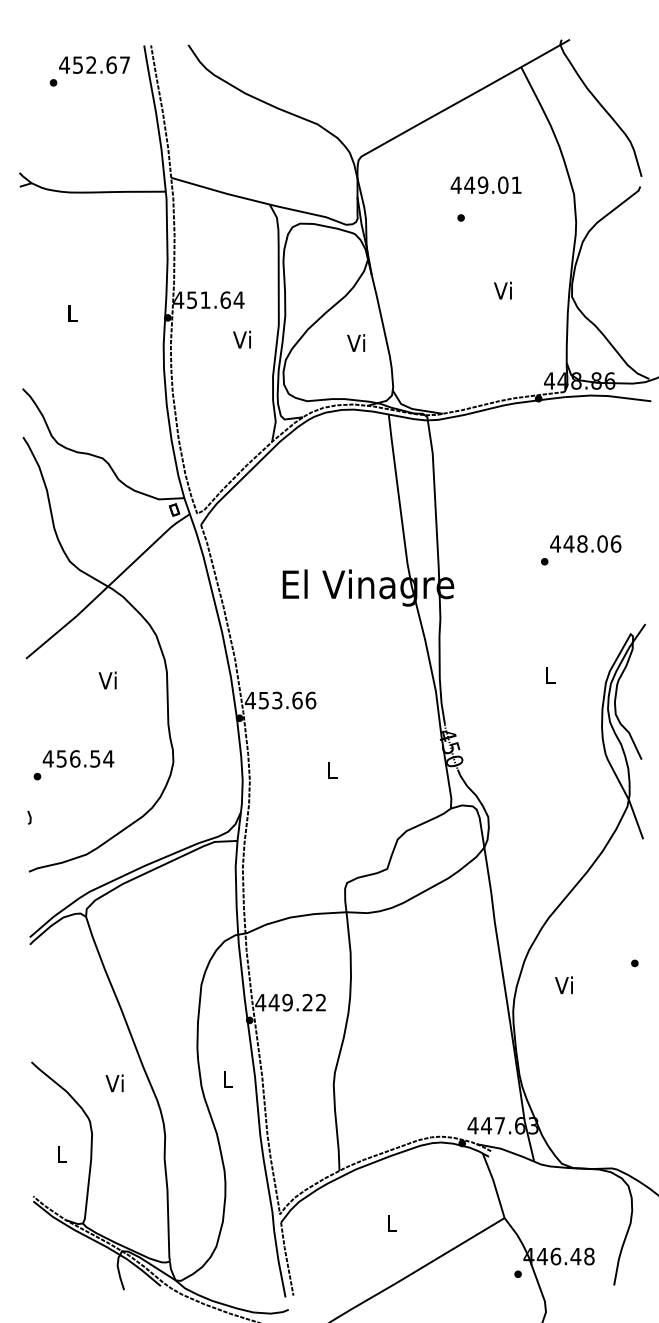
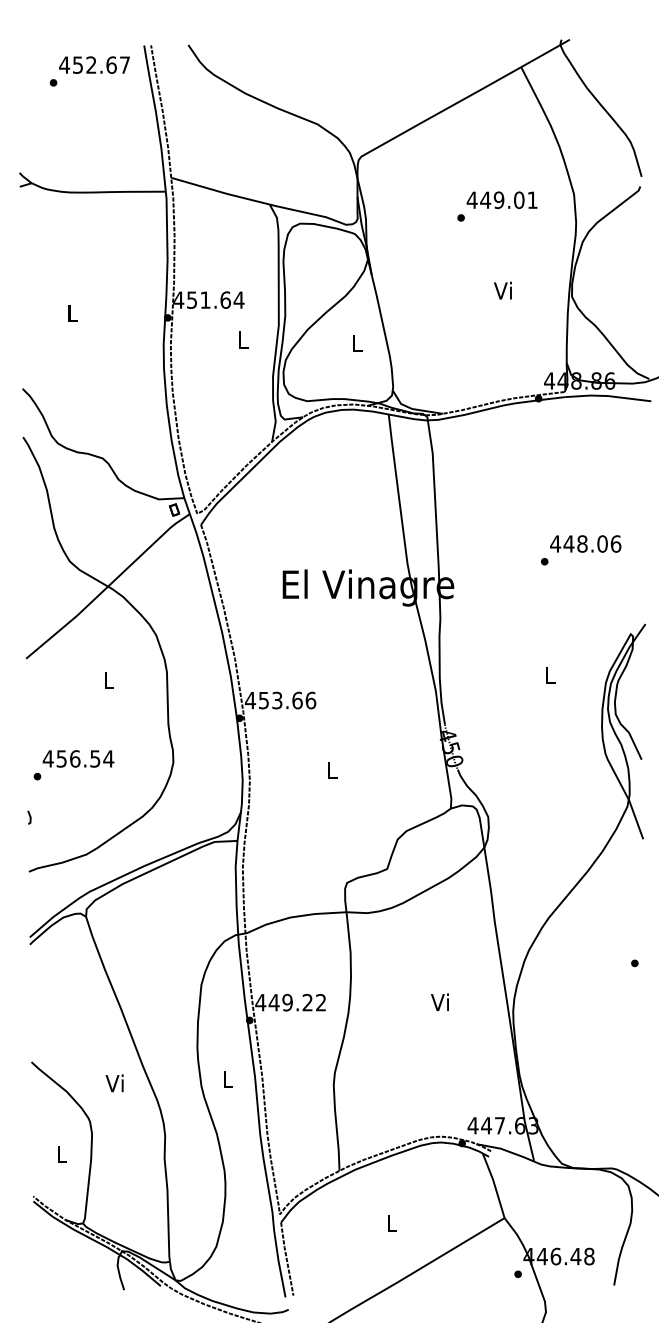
text position: (485, 184) -> (501, 199) (501, 199)
text: Vi -> L (241, 339)
text: Vi -> L (356, 342)
text: Vi -> L (107, 680)
text position: (563, 985) -> (439, 1002) (439, 1002)
